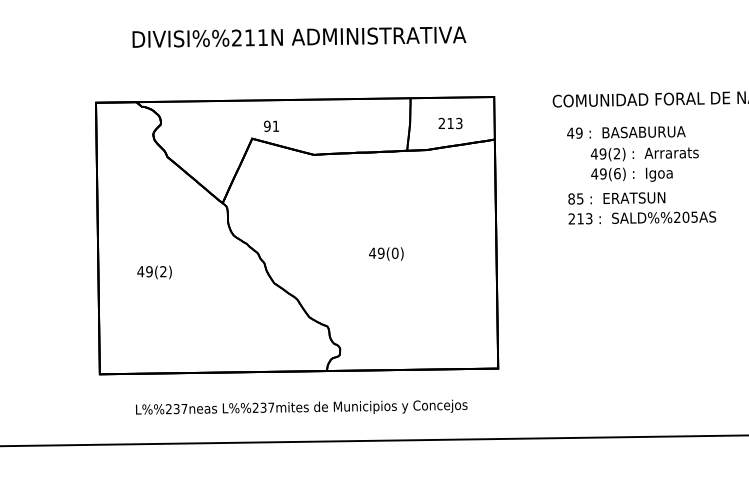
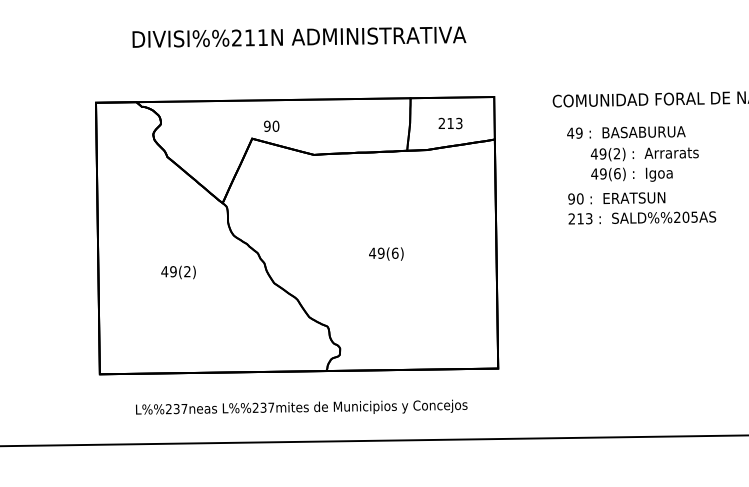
text: 91 -> 90 (275, 125)
text: 85 -> 90 (575, 198)
text: 49(0) -> 49(6) (395, 252)
text position: (154, 272) -> (178, 272) (178, 272)
